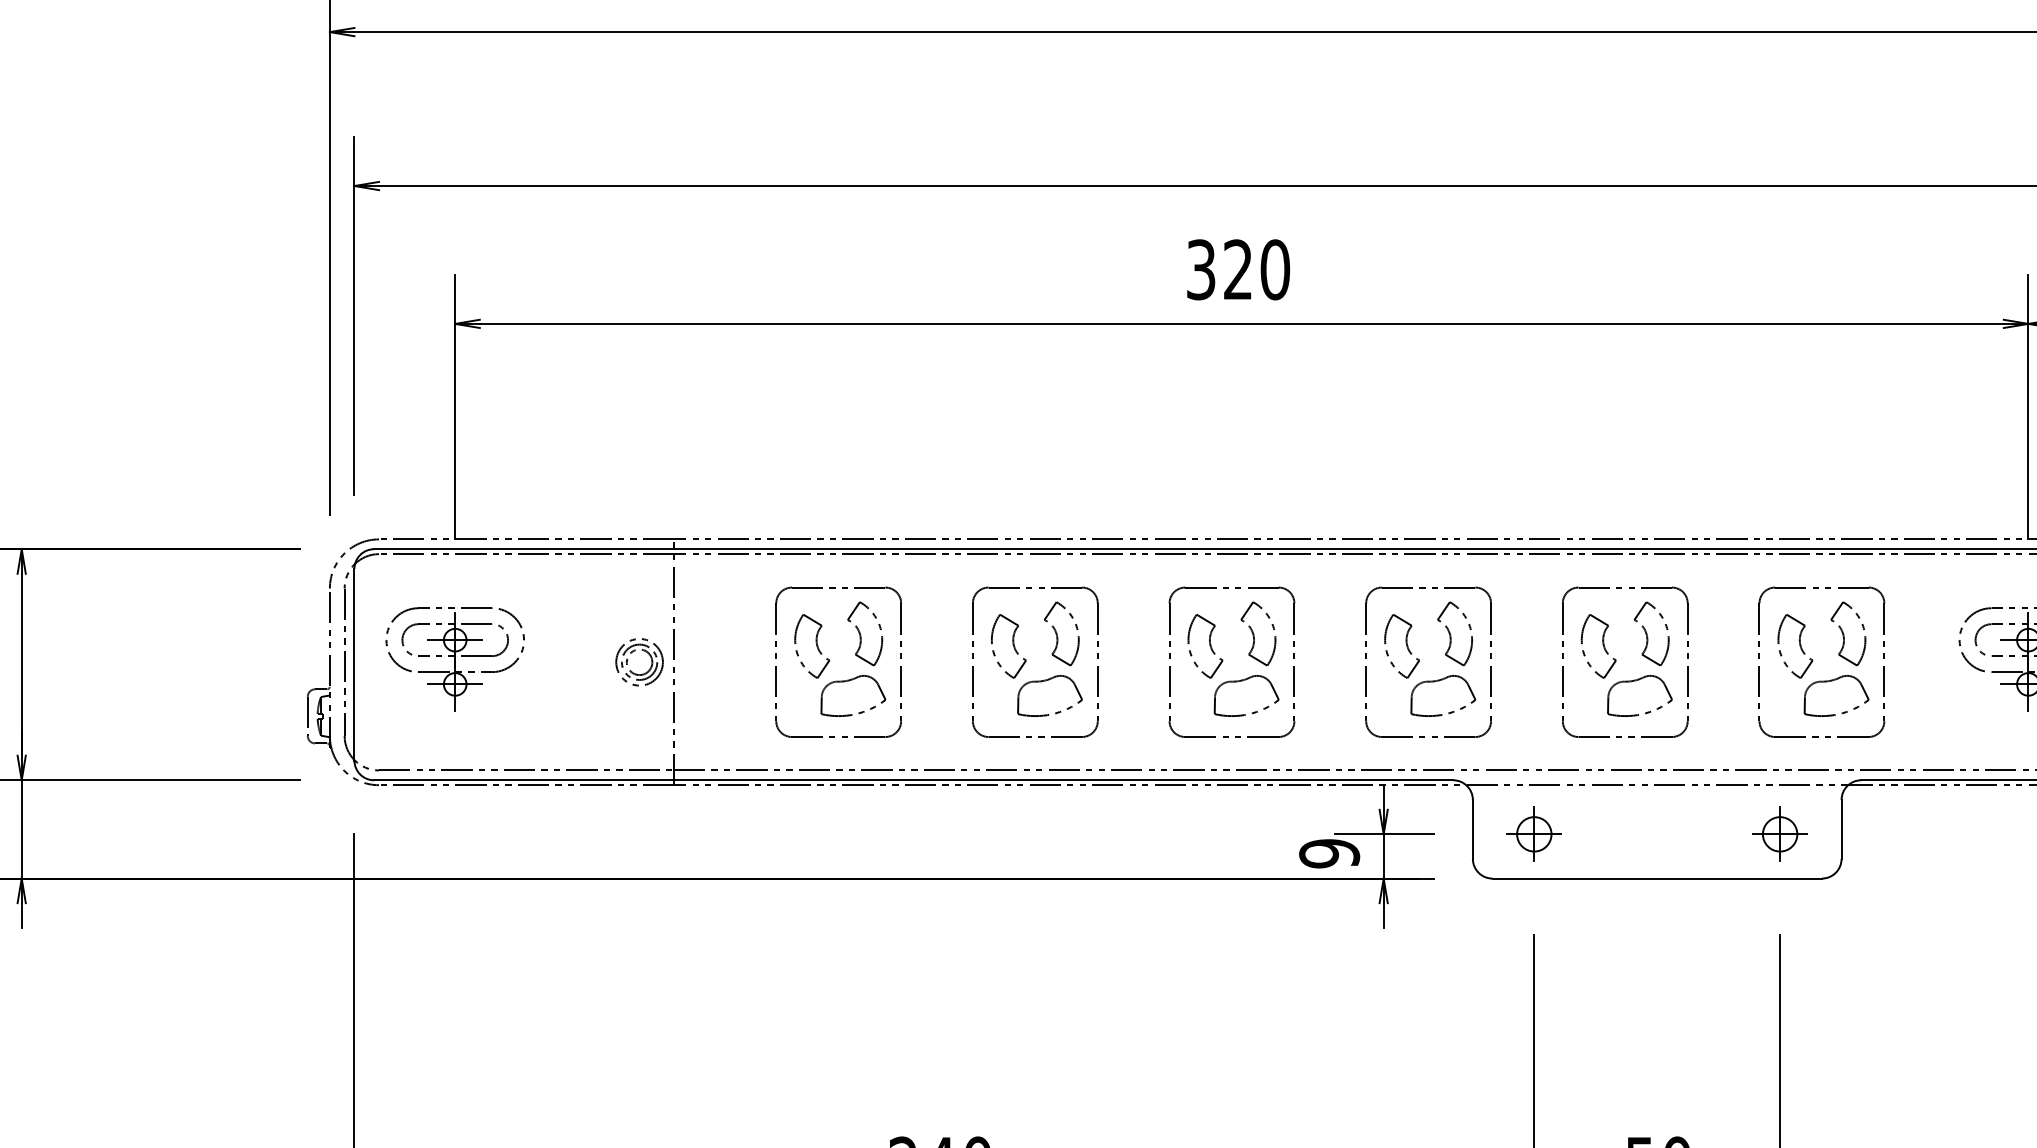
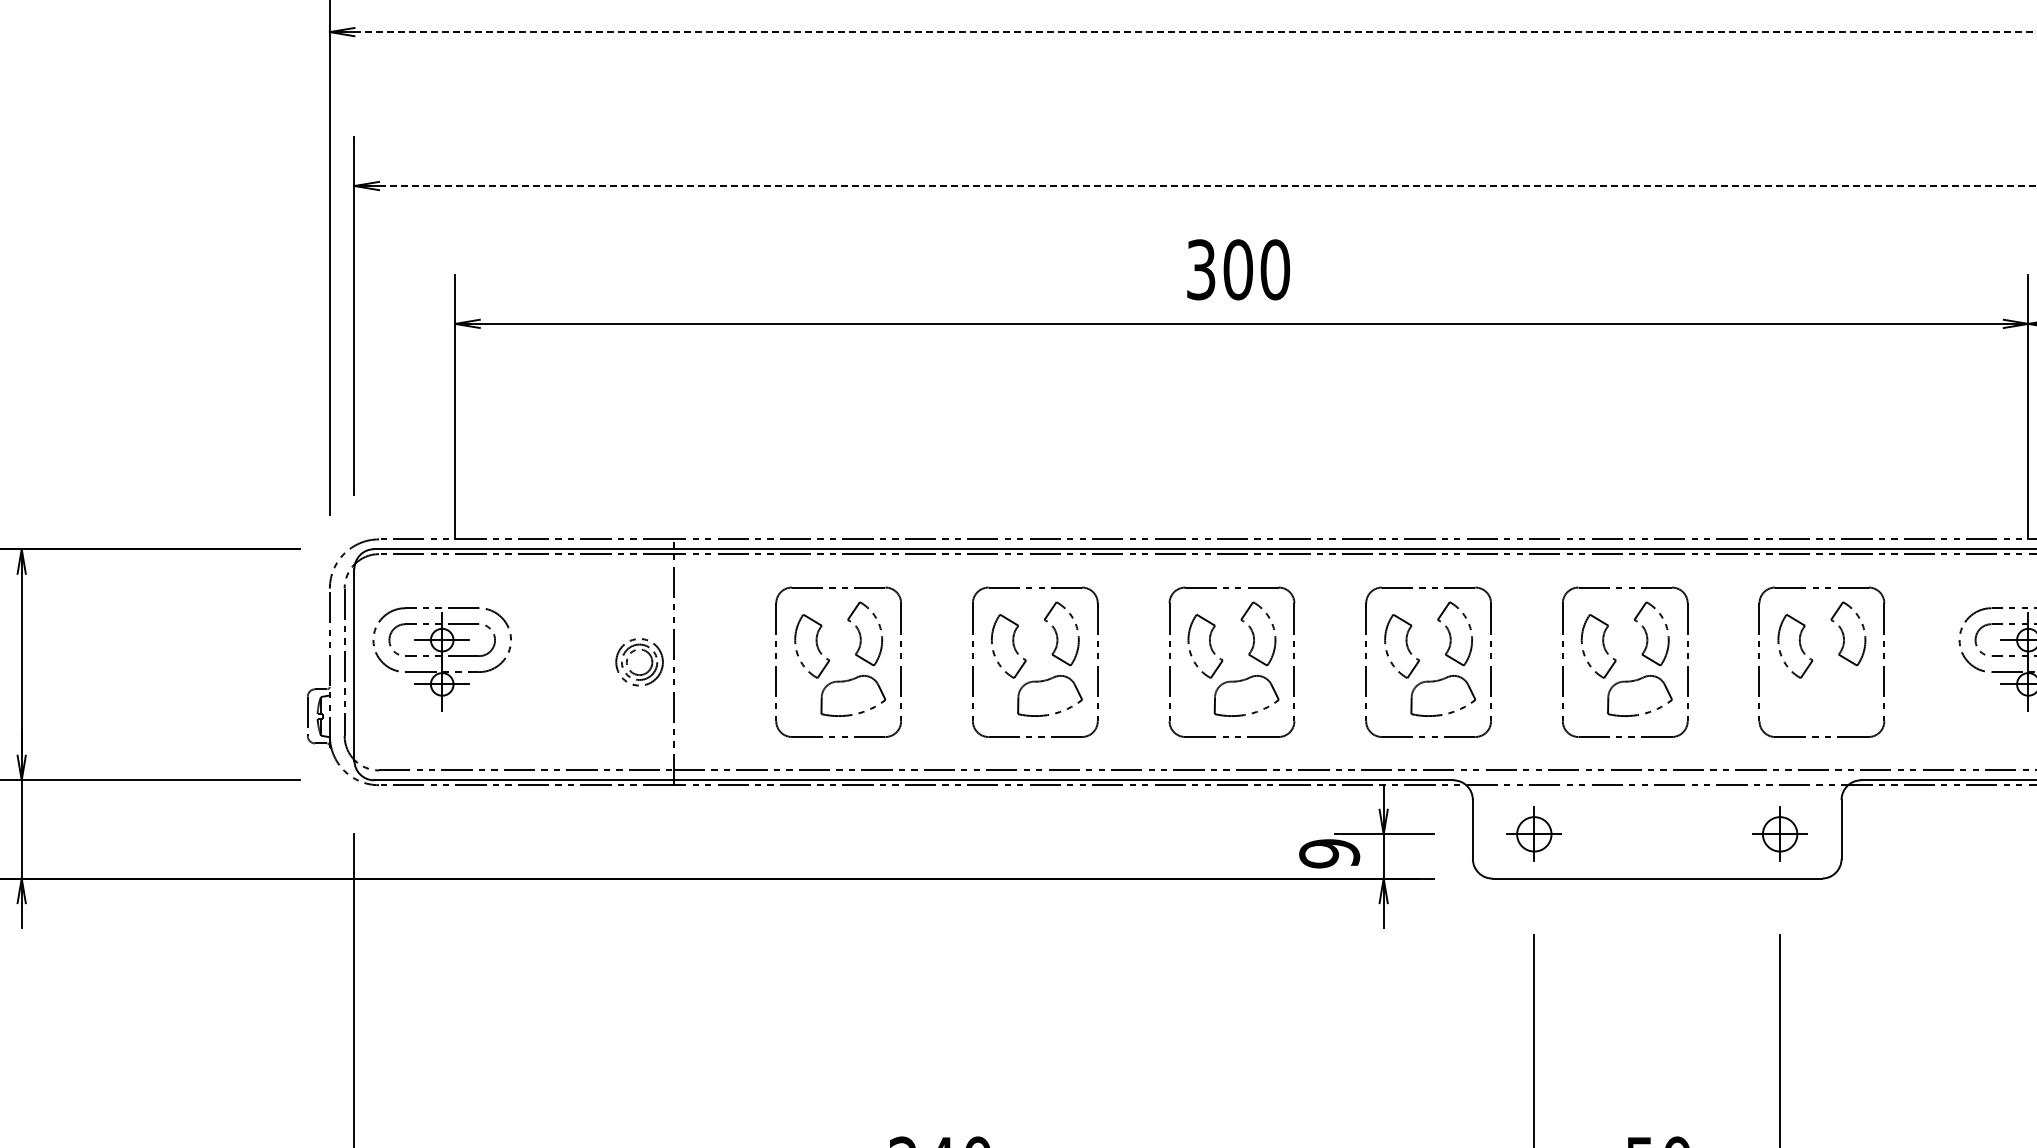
line: solid -> dashed (1195, 32)
line: solid -> dashed (1208, 186)
text: 320 -> 300 (1237, 269)
part position: (454, 659) -> (441, 659) (441, 659)
part: present -> none (1832, 681)
